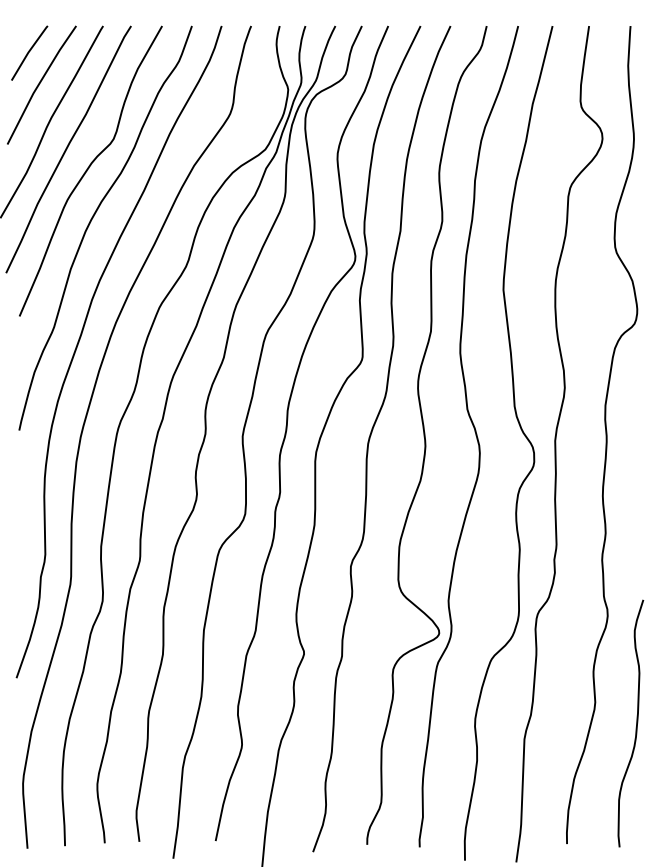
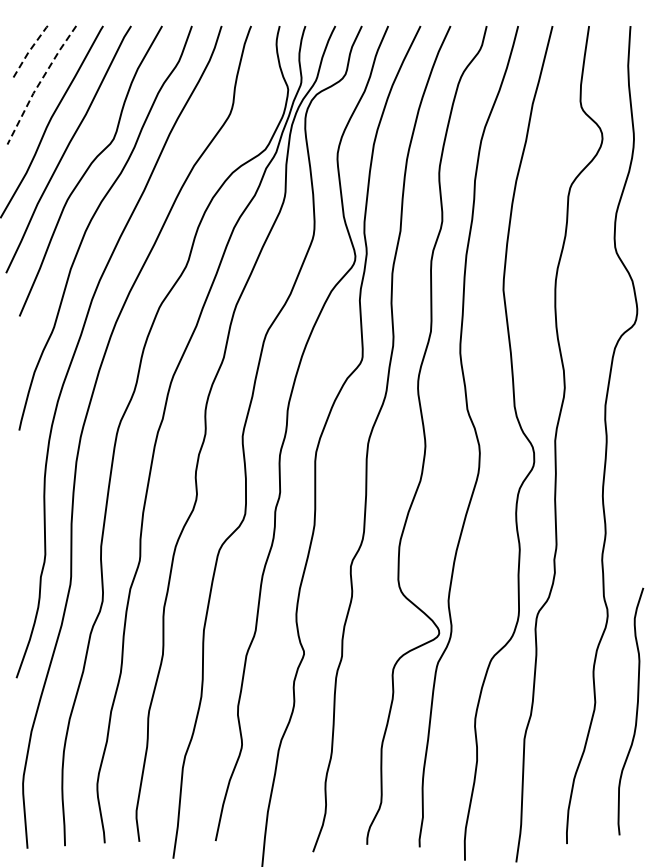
line: solid -> dashed (28, 52)
line: solid -> dashed (39, 84)
curve position: (636, 723) -> (636, 711) (636, 711)
